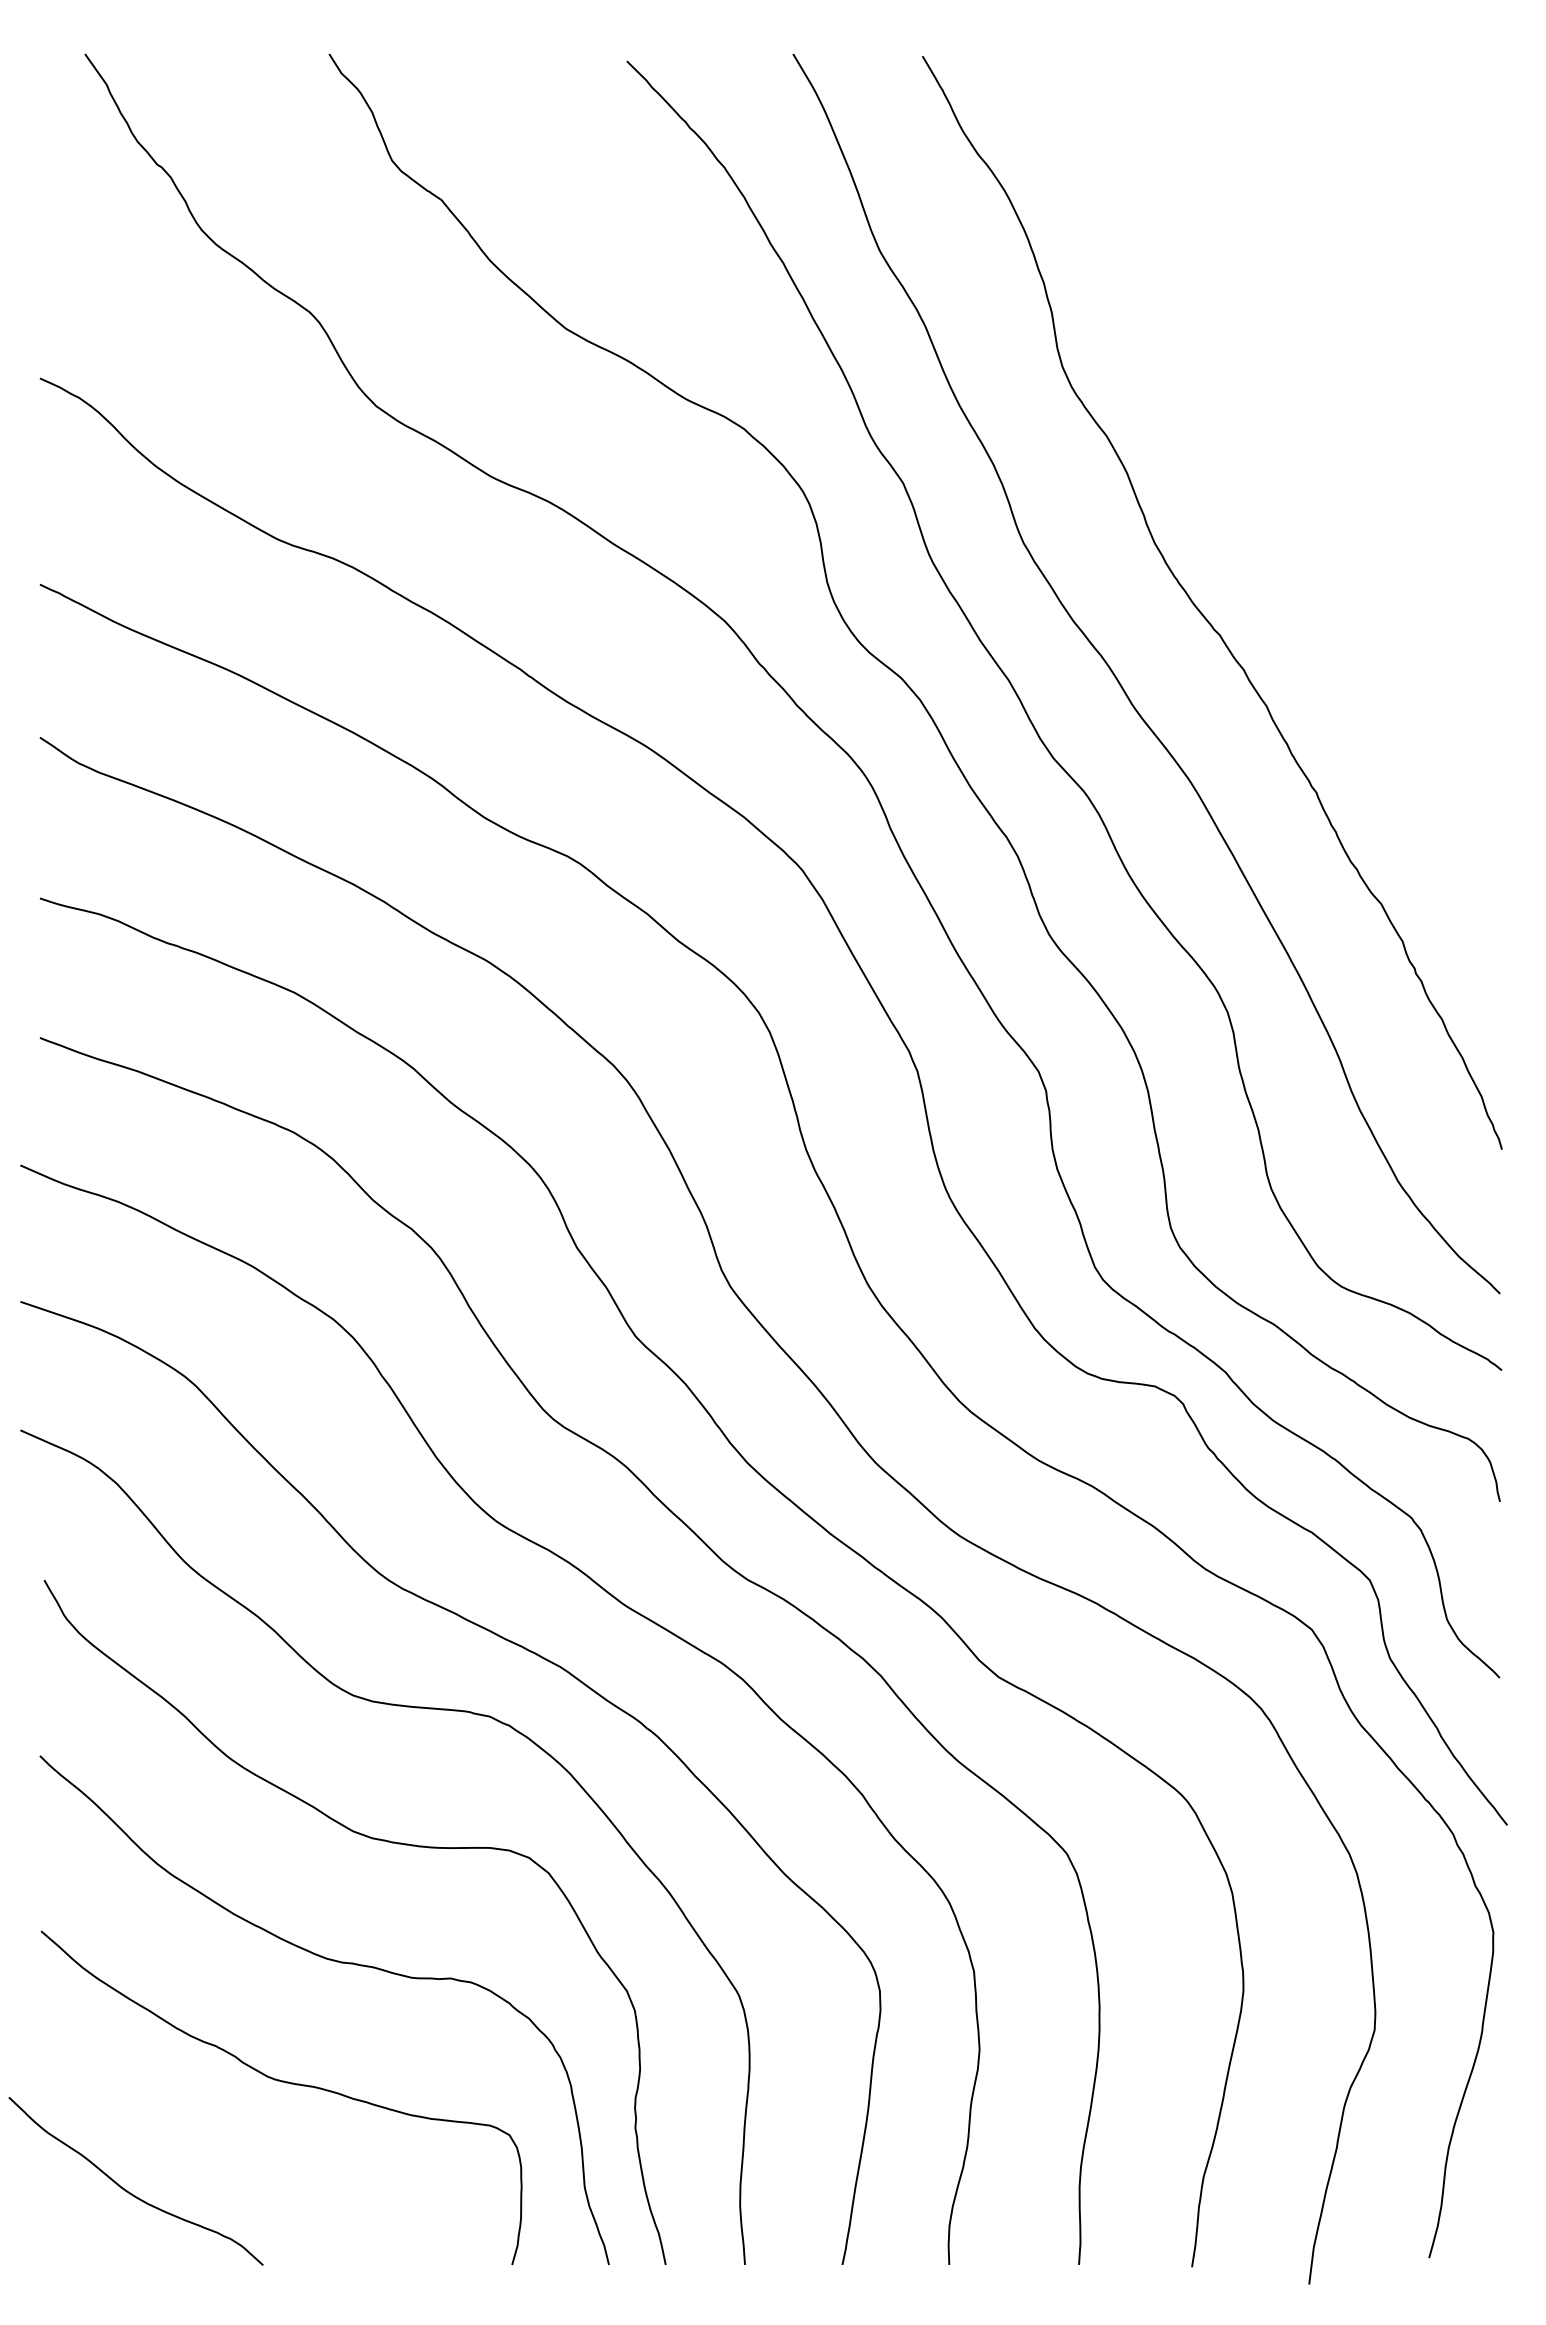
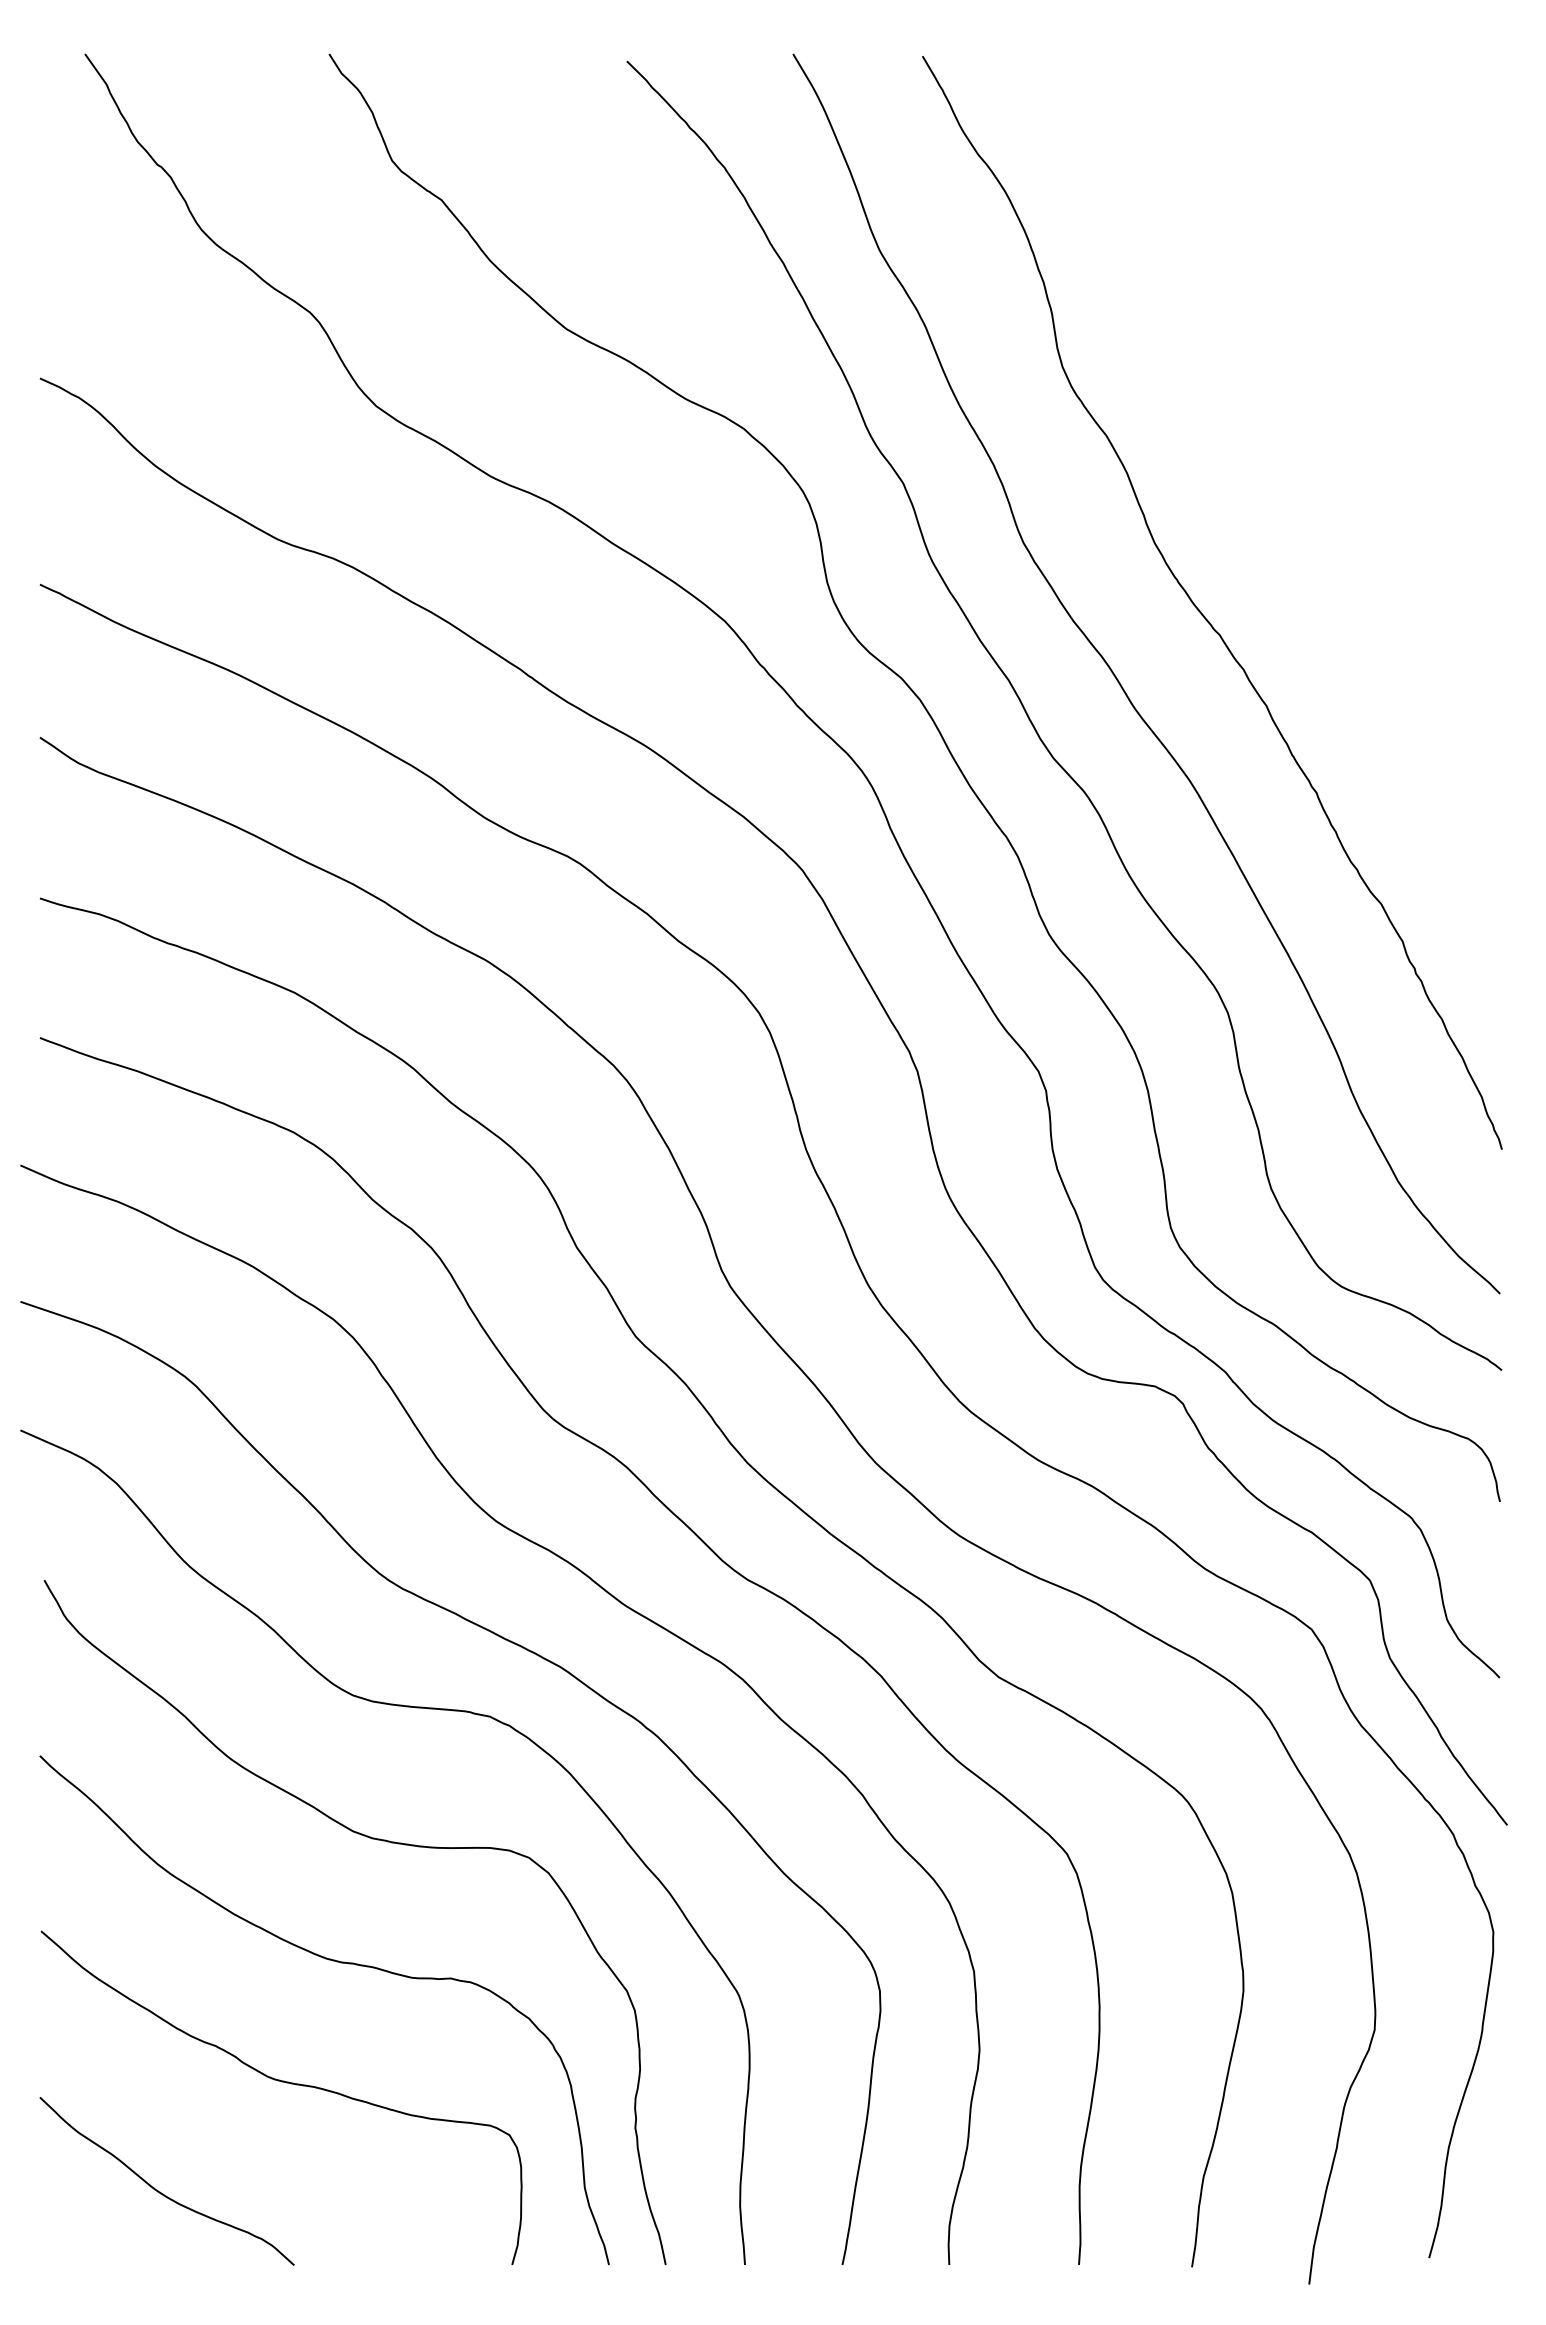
curve position: (129, 2191) -> (160, 2191) (160, 2191)
